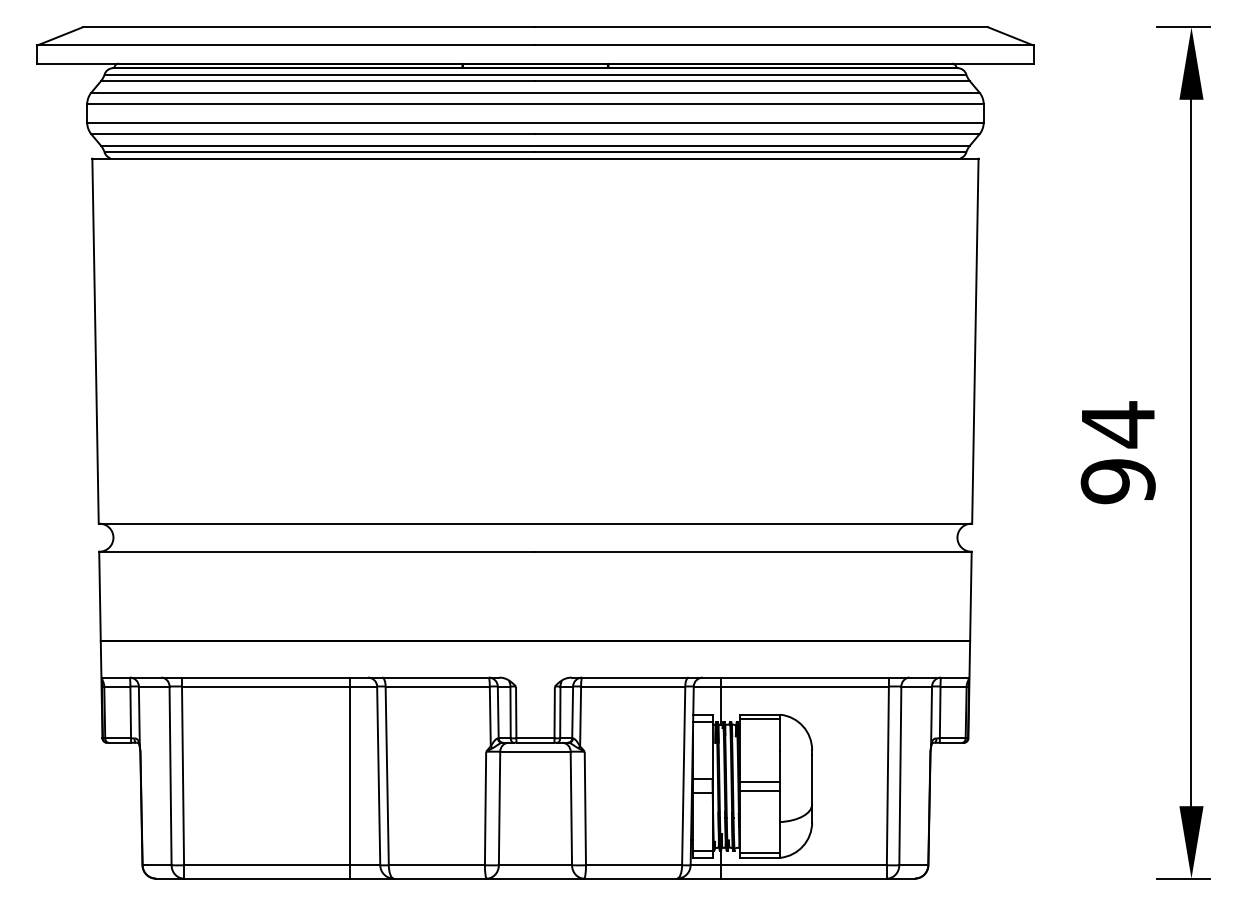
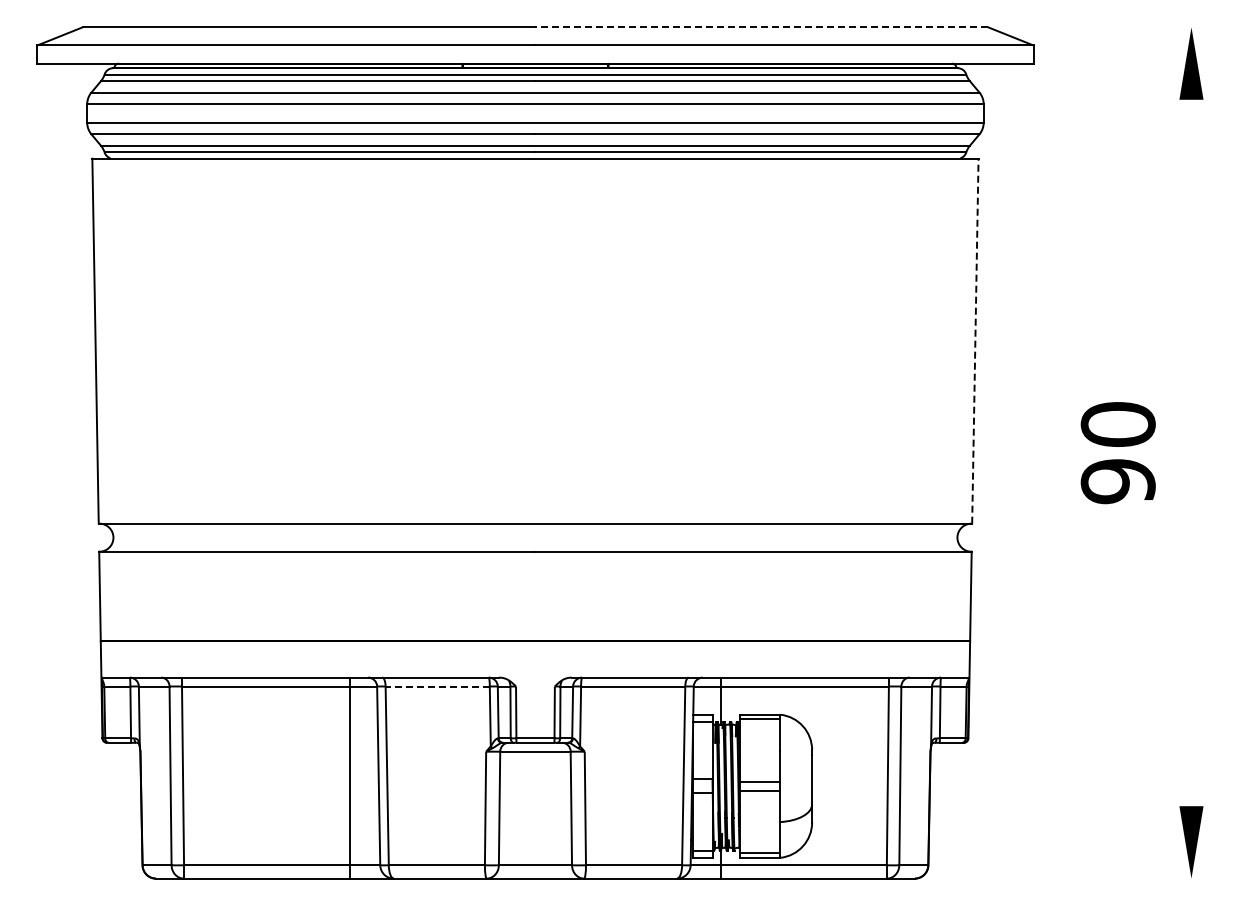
line: solid -> dashed (761, 27)
line: present -> none (1183, 27)
line: solid -> dashed (975, 340)
text: 94 -> 90 (1117, 424)
line: present -> none (1191, 452)
line: solid -> dashed (437, 686)
line: present -> none (1183, 878)
